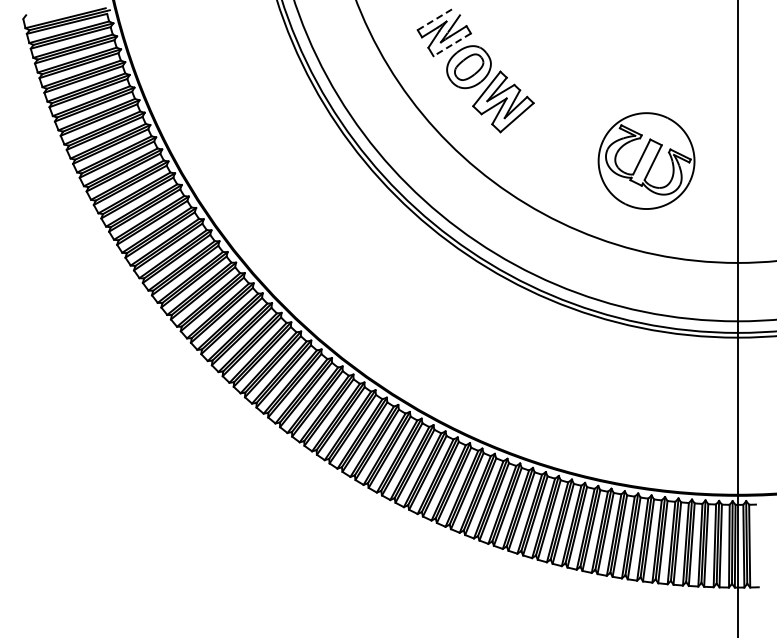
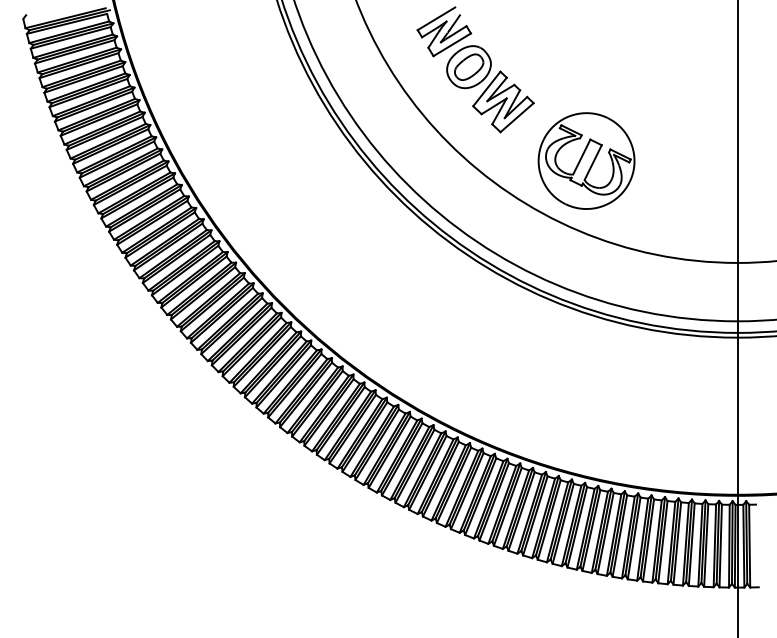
line: dashed -> solid (436, 18)
line: dashed -> solid (452, 44)
part position: (646, 160) -> (586, 160) (586, 160)
